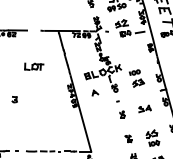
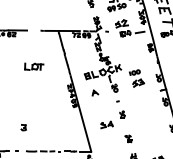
part position: (14, 99) -> (23, 127) (23, 127)
part position: (144, 108) -> (106, 124) (106, 124)
part: present -> none (152, 137)
